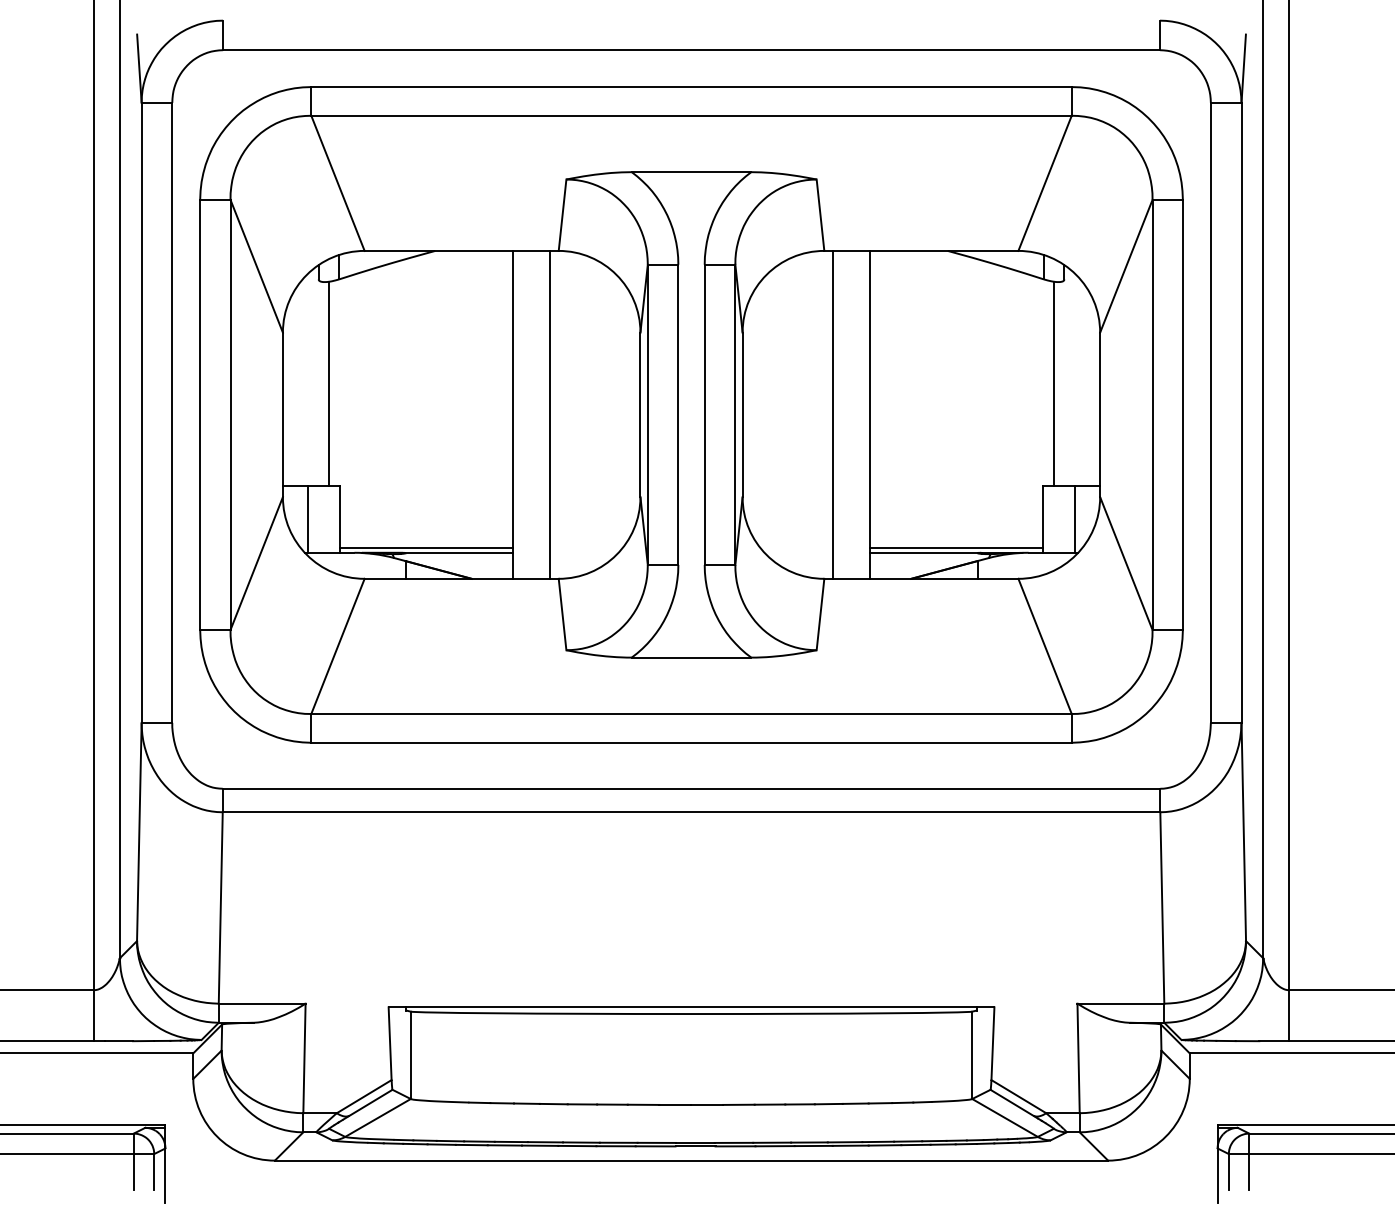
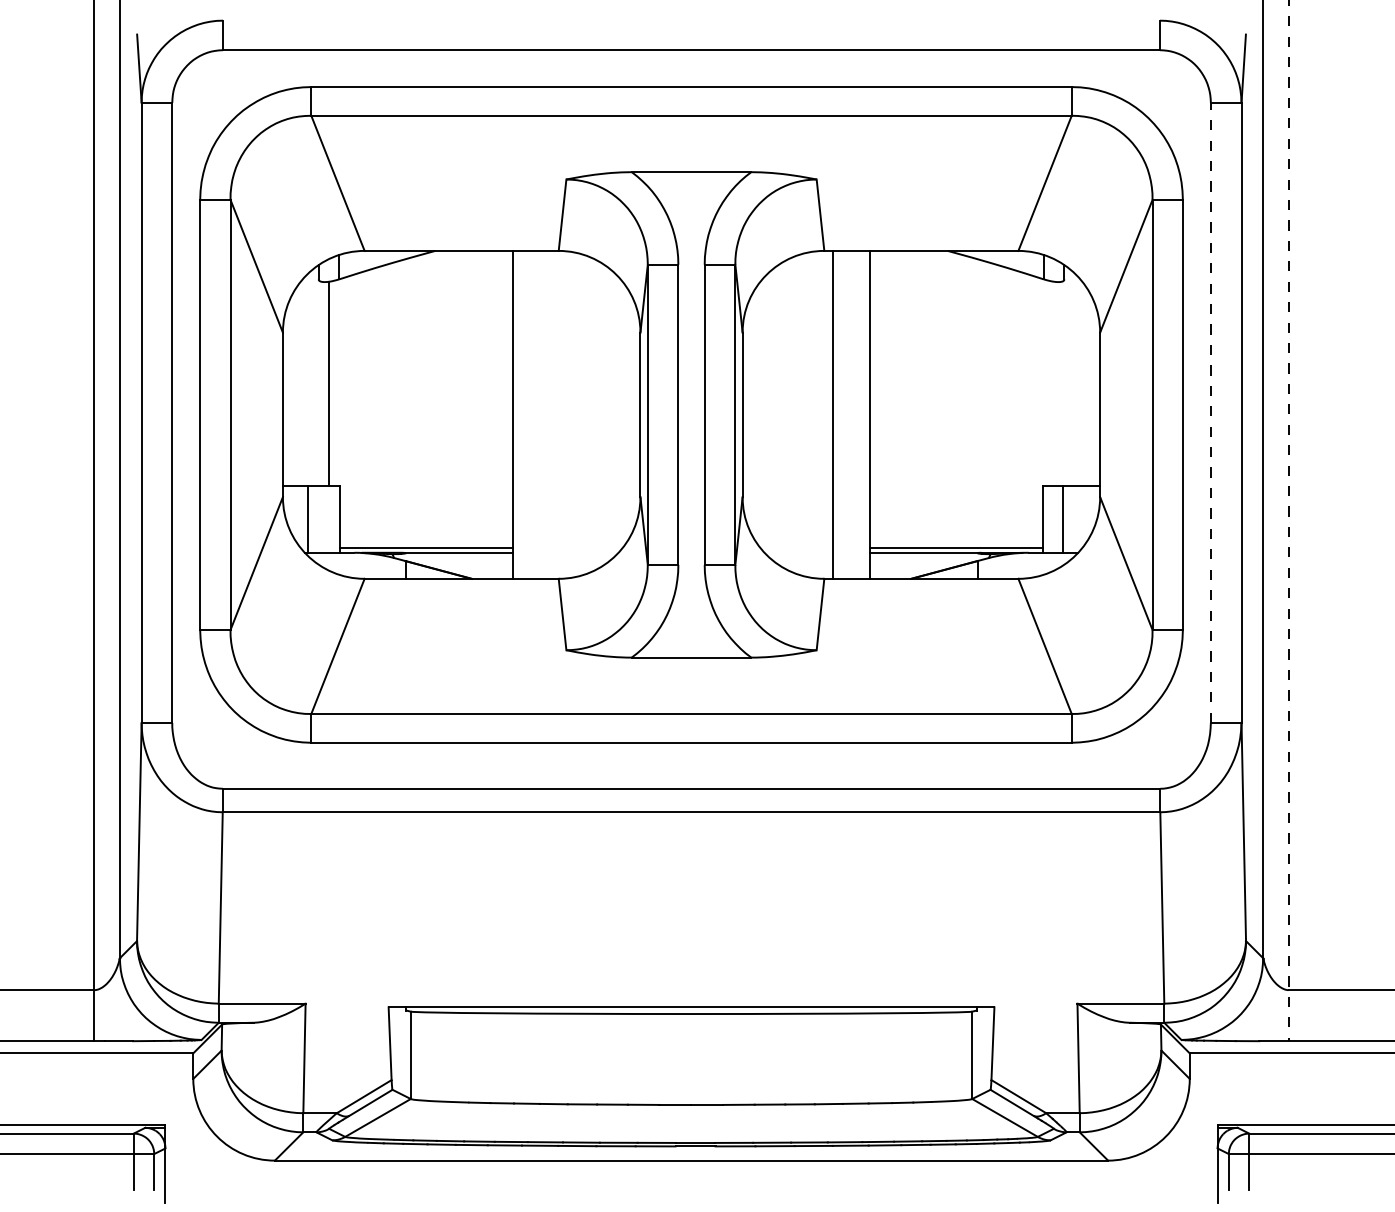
line: present -> none (1054, 383)
line: solid -> dashed (1210, 412)
line: present -> none (550, 414)
line position: (1074, 519) -> (1062, 519) (1062, 519)
line: solid -> dashed (1288, 521)
